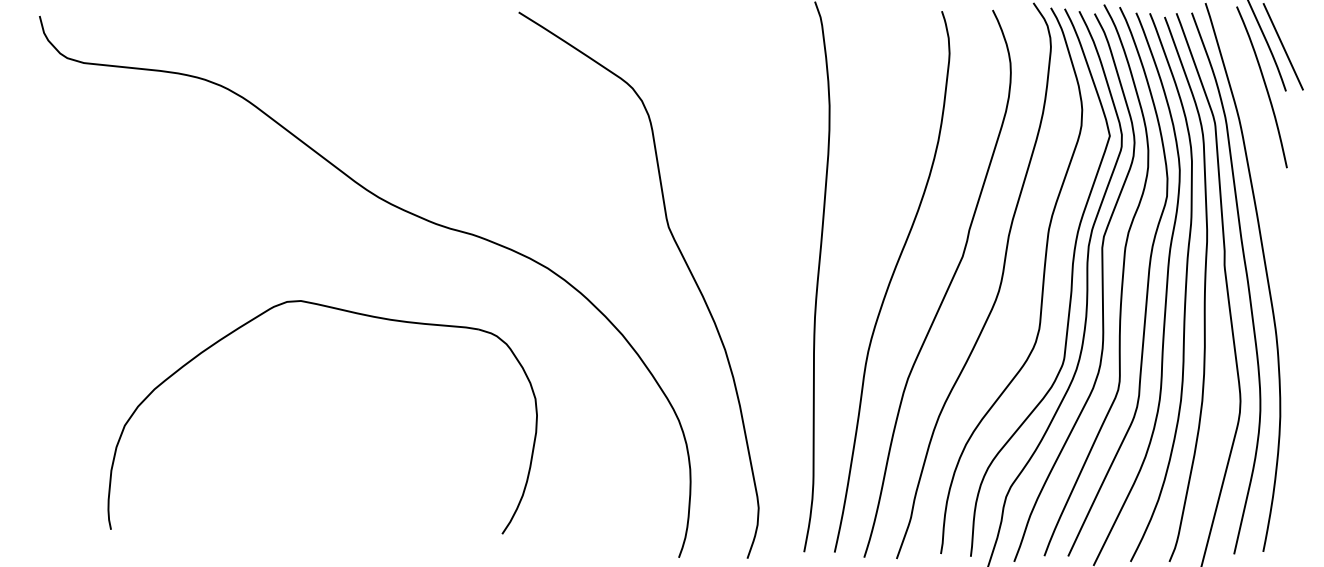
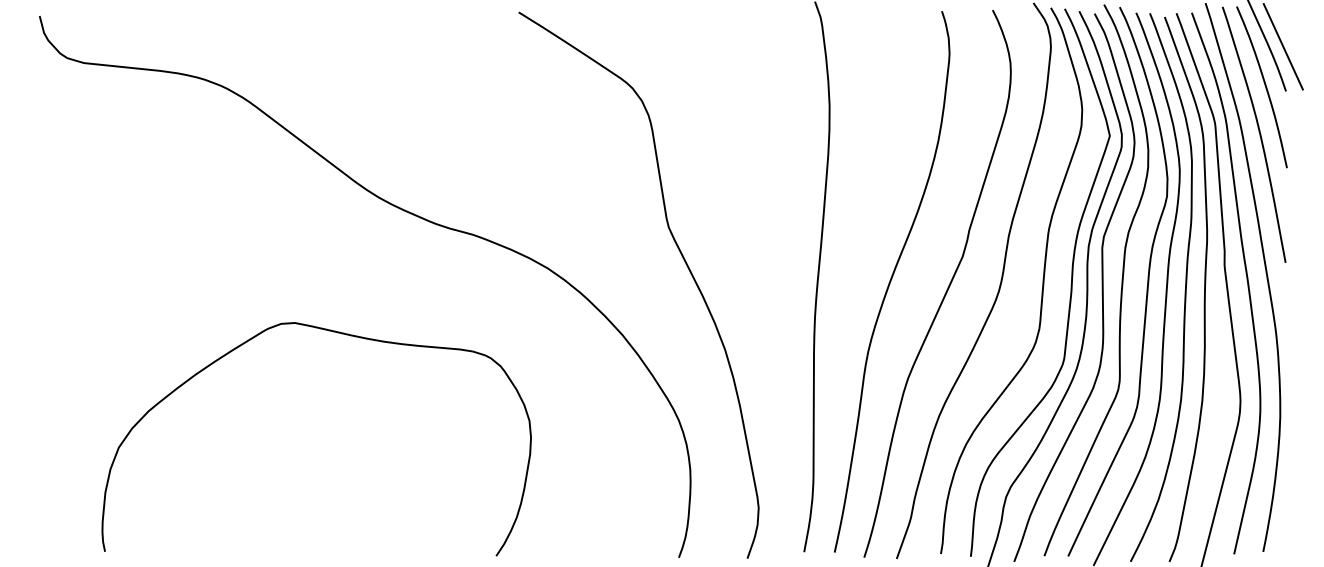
curve: none -> present (1258, 132)
part position: (343, 311) -> (337, 333) (337, 333)
